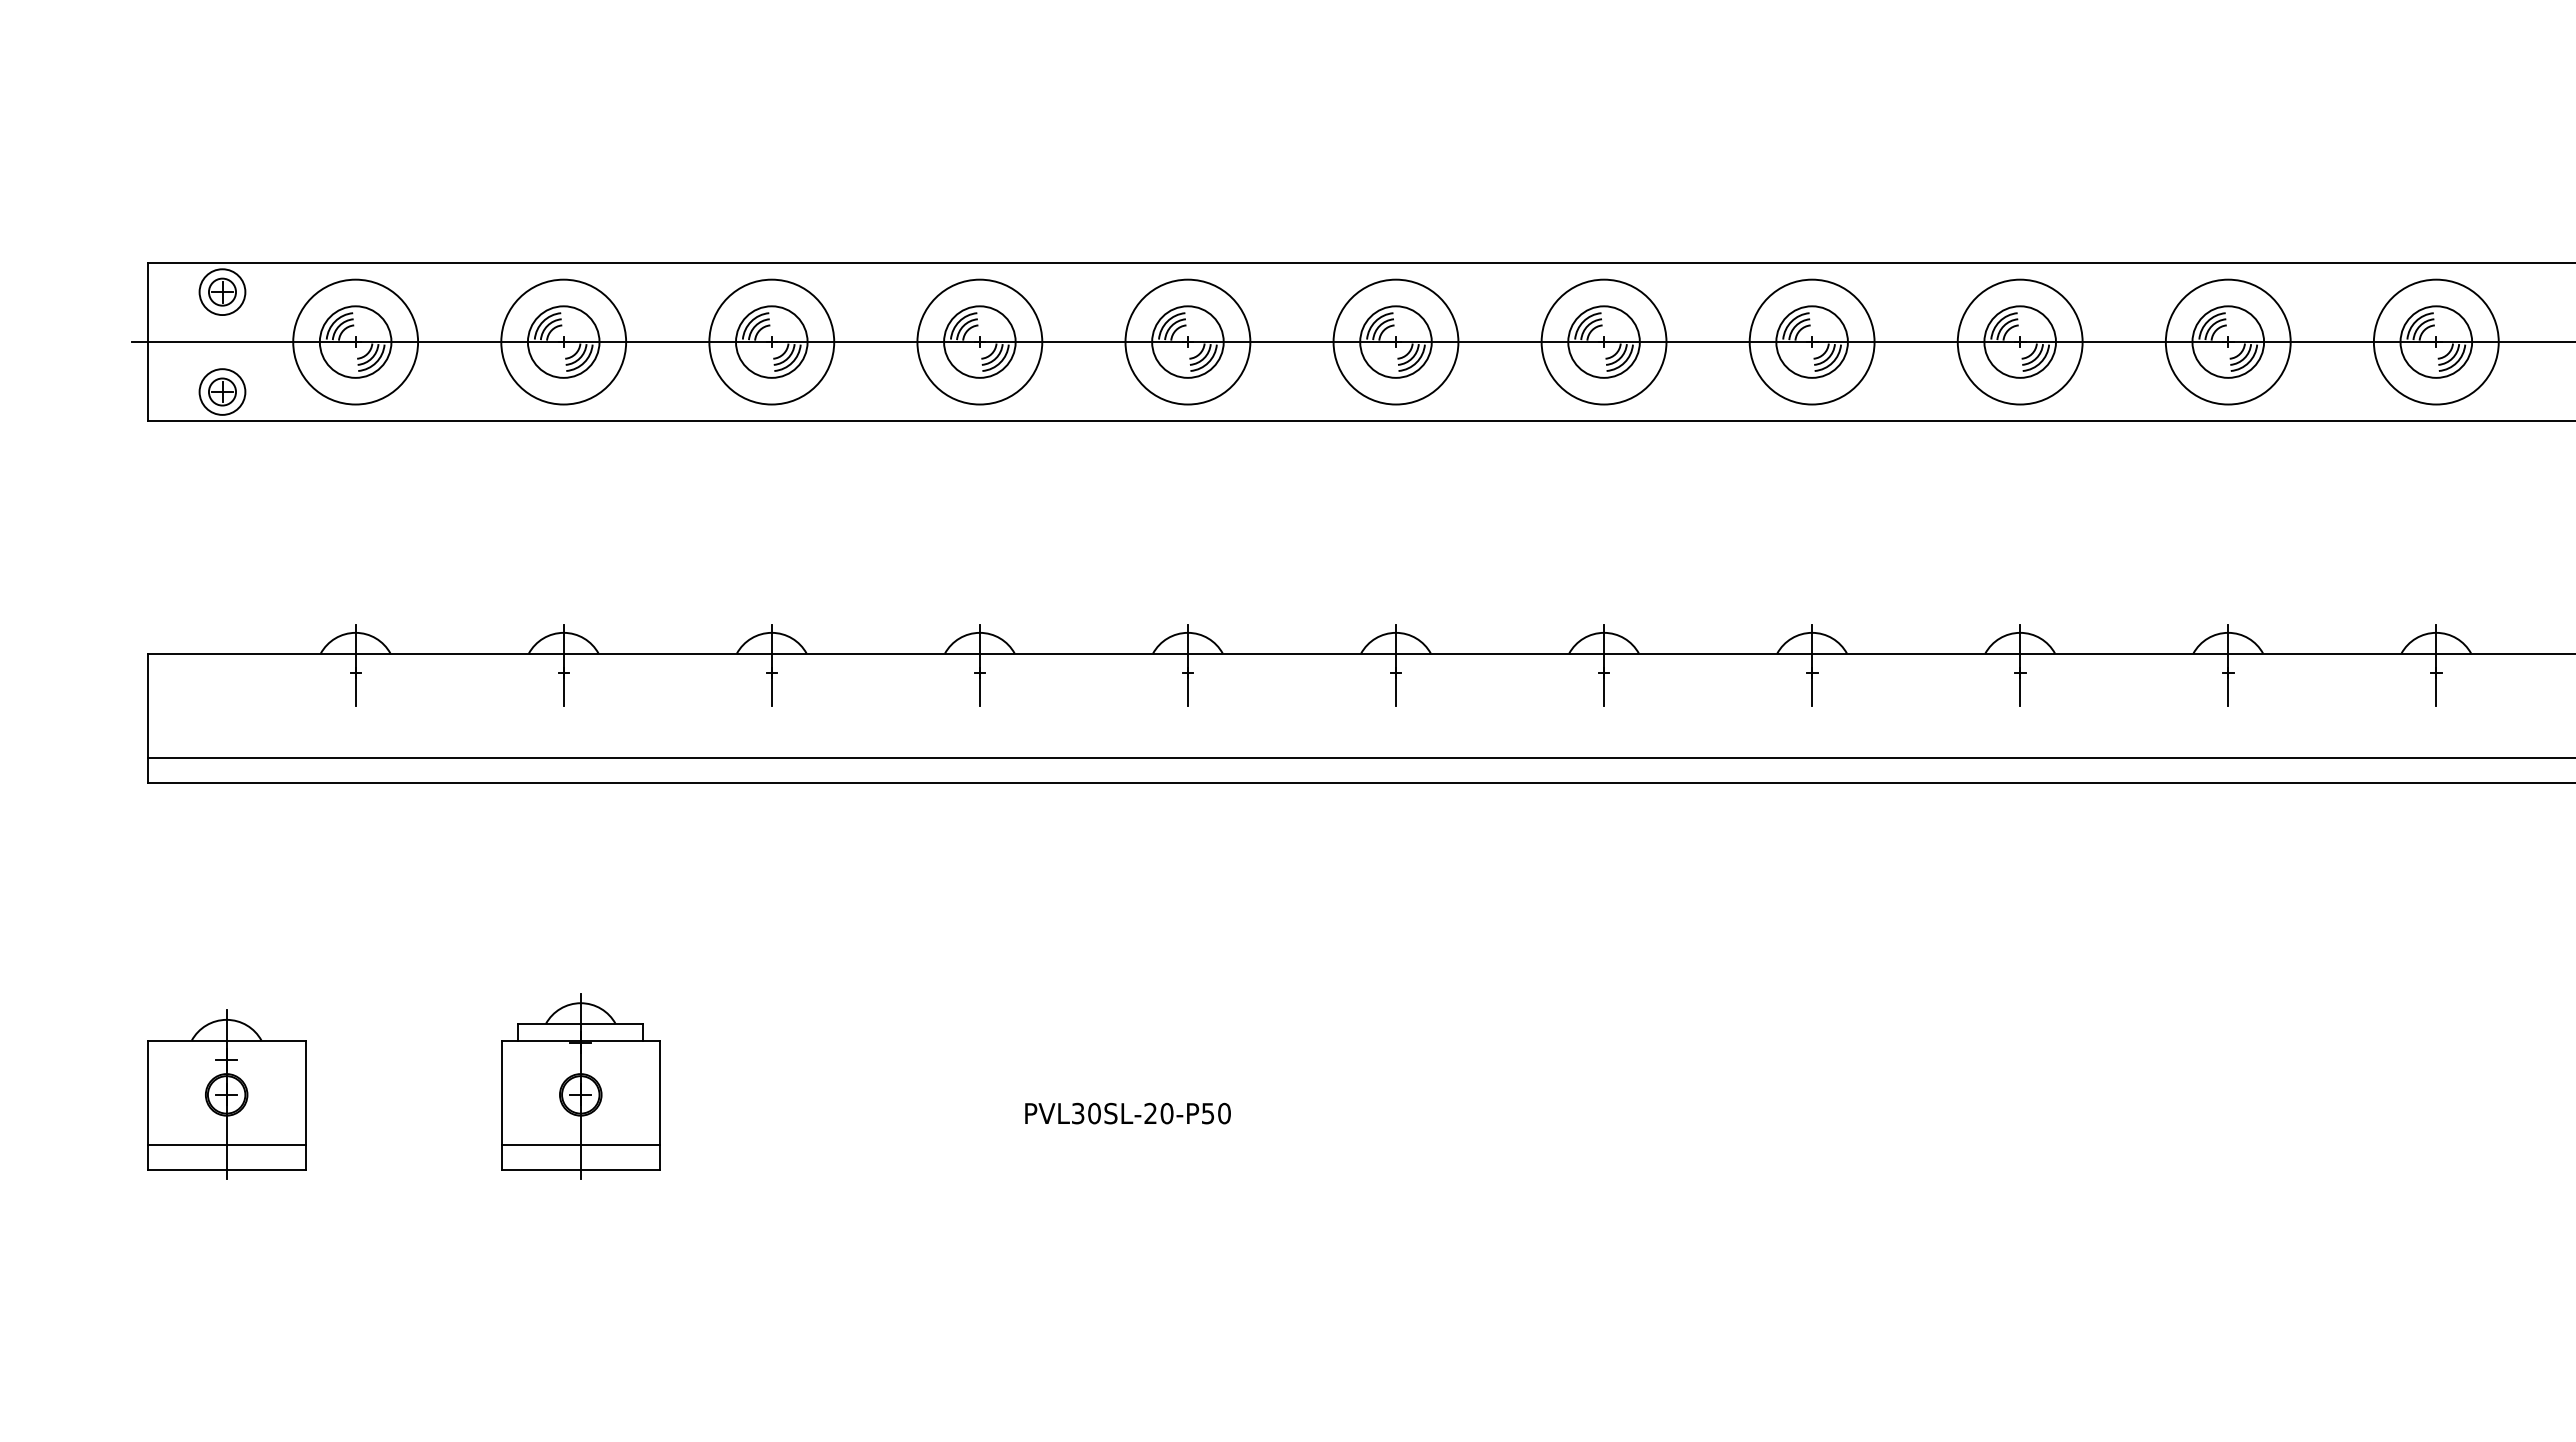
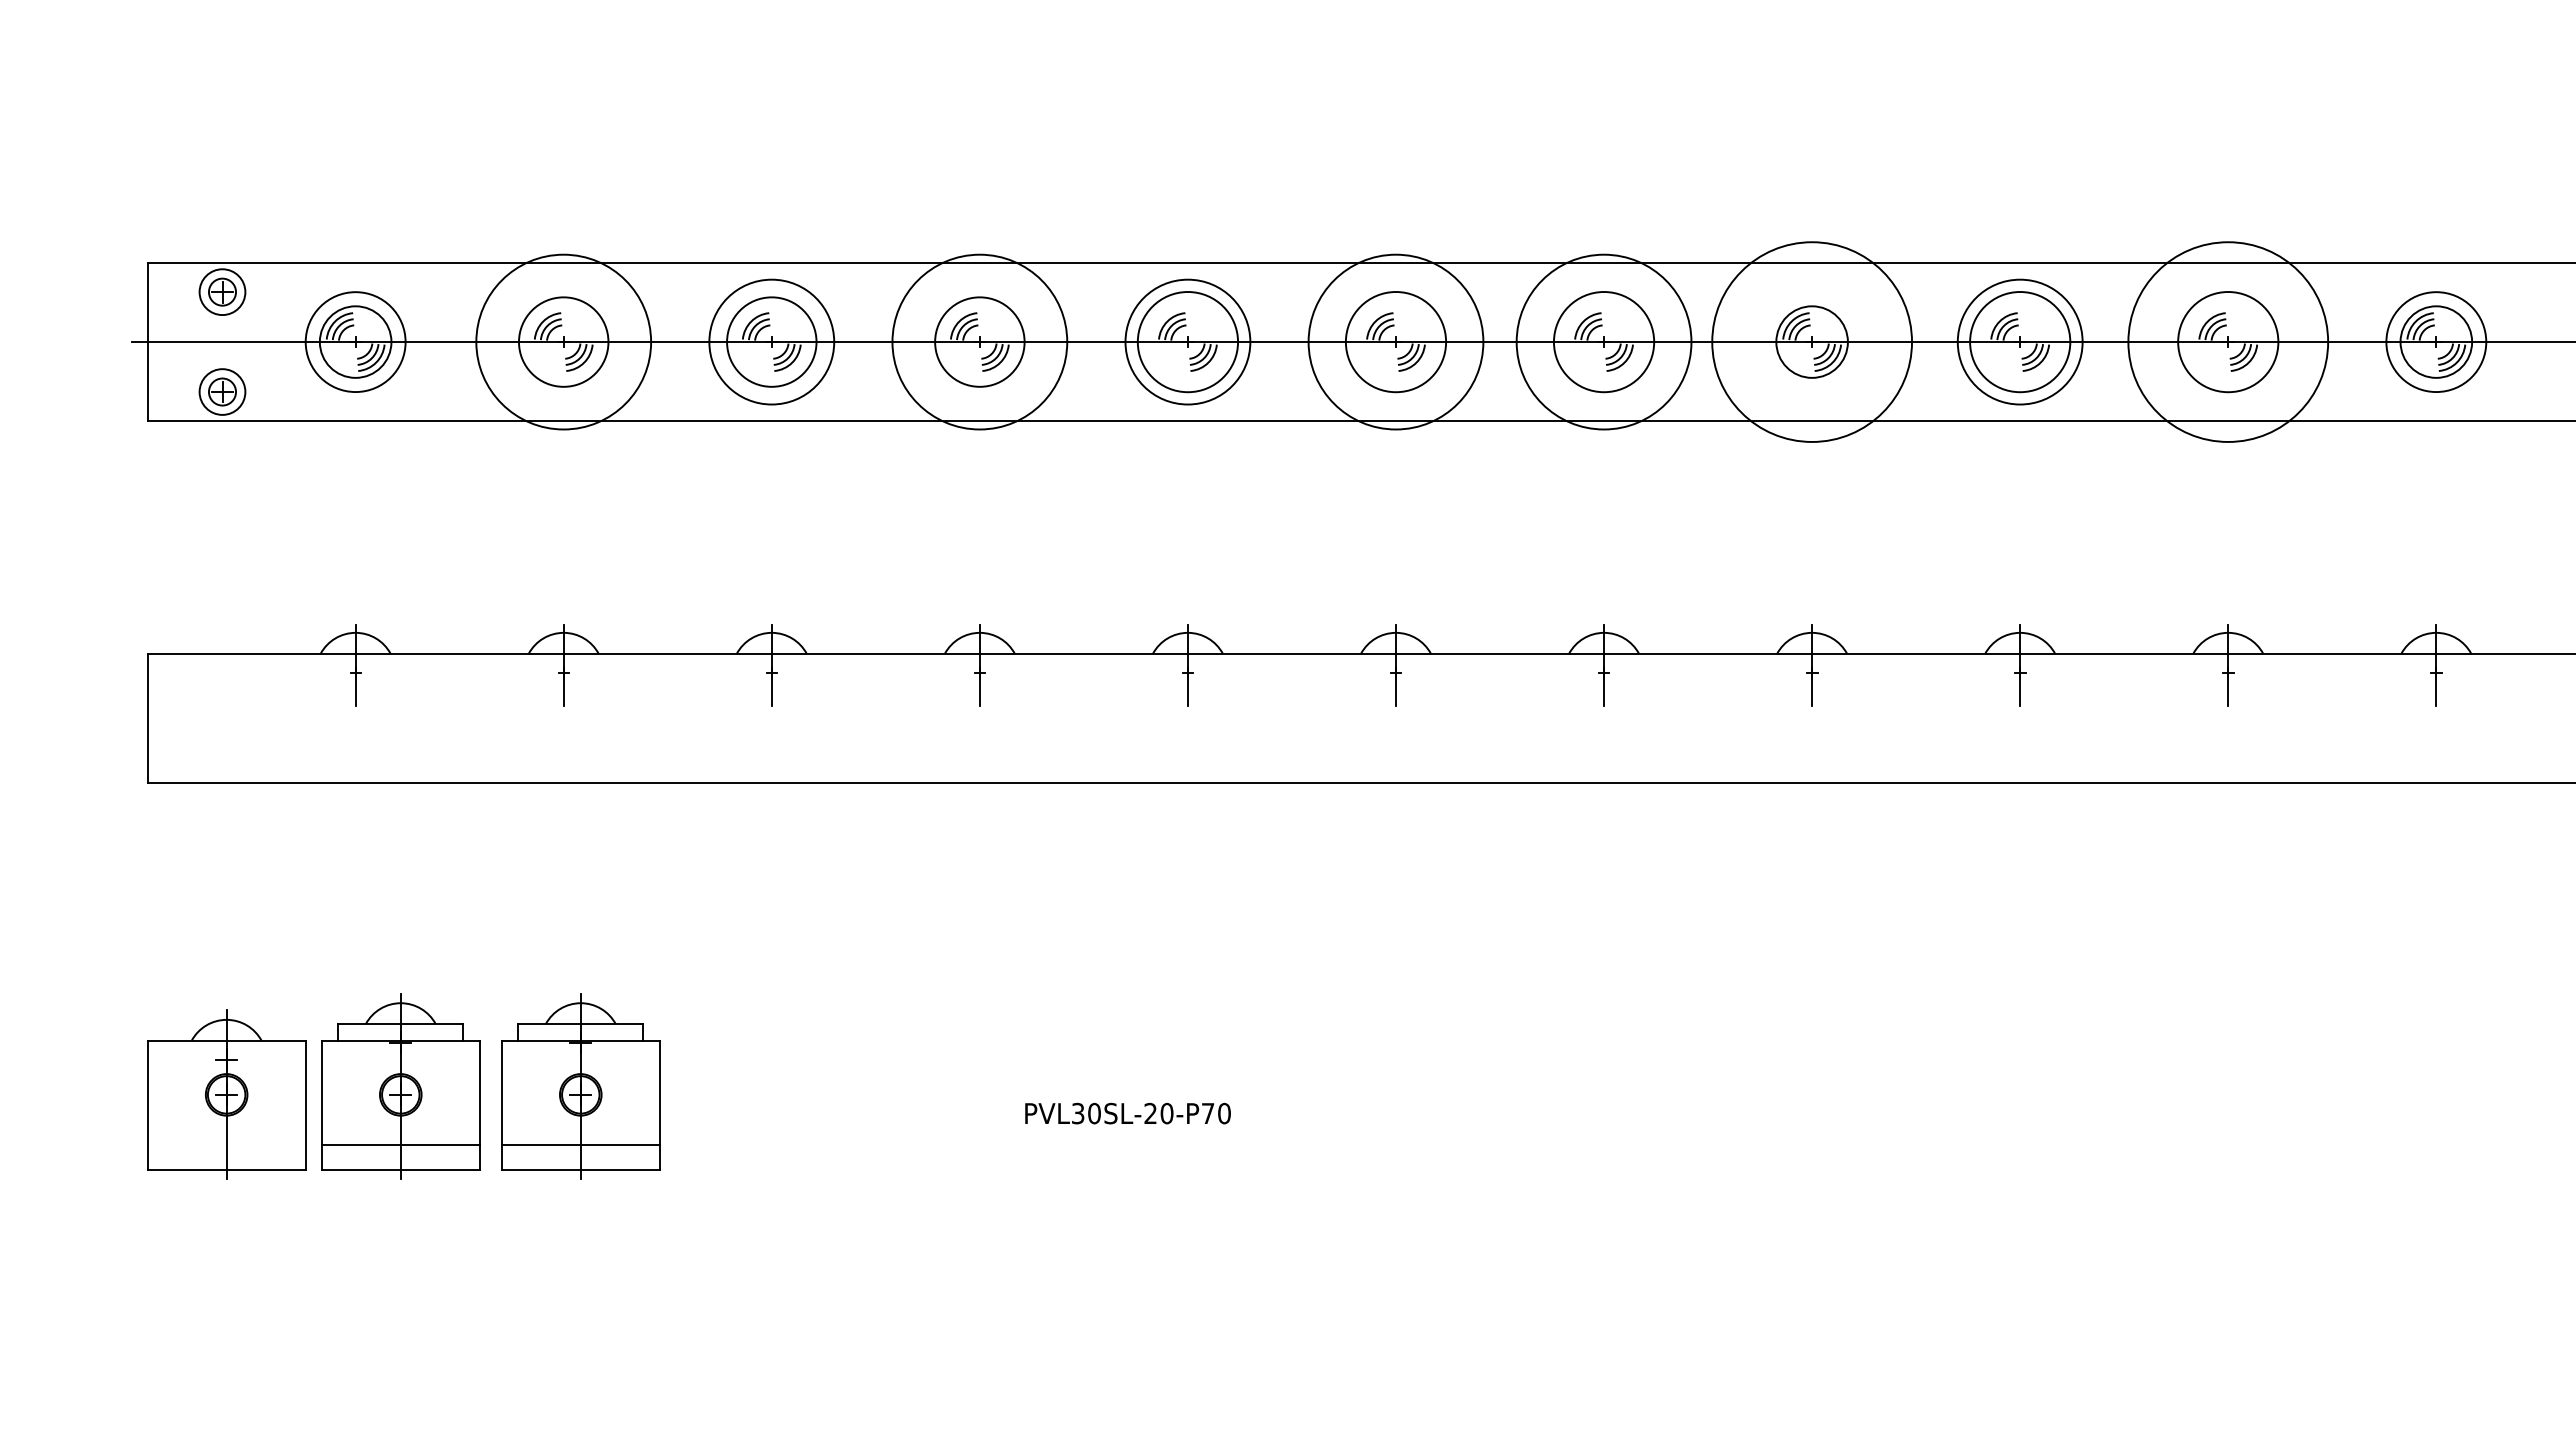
circle diameter: 125 px -> 100 px (355, 342)
circle diameter: 125 px -> 175 px (563, 341)
circle diameter: 72 px -> 89 px (563, 341)
circle diameter: 72 px -> 89 px (771, 341)
circle diameter: 125 px -> 175 px (979, 341)
circle diameter: 72 px -> 89 px (979, 341)
circle diameter: 72 px -> 100 px (1187, 342)
circle diameter: 125 px -> 175 px (1395, 341)
circle diameter: 72 px -> 100 px (1395, 342)
circle diameter: 125 px -> 175 px (1603, 341)
circle diameter: 72 px -> 100 px (1603, 342)
circle diameter: 125 px -> 200 px (1812, 341)
circle diameter: 72 px -> 100 px (2020, 342)
circle diameter: 125 px -> 200 px (2228, 341)
circle diameter: 72 px -> 100 px (2228, 342)
circle diameter: 125 px -> 100 px (2436, 342)
line: present -> none (1359, 757)
part: none -> present (400, 1086)
text: PVL30SL-20-P50 -> PVL30SL-20-P70 (1208, 1113)
line: present -> none (226, 1144)
